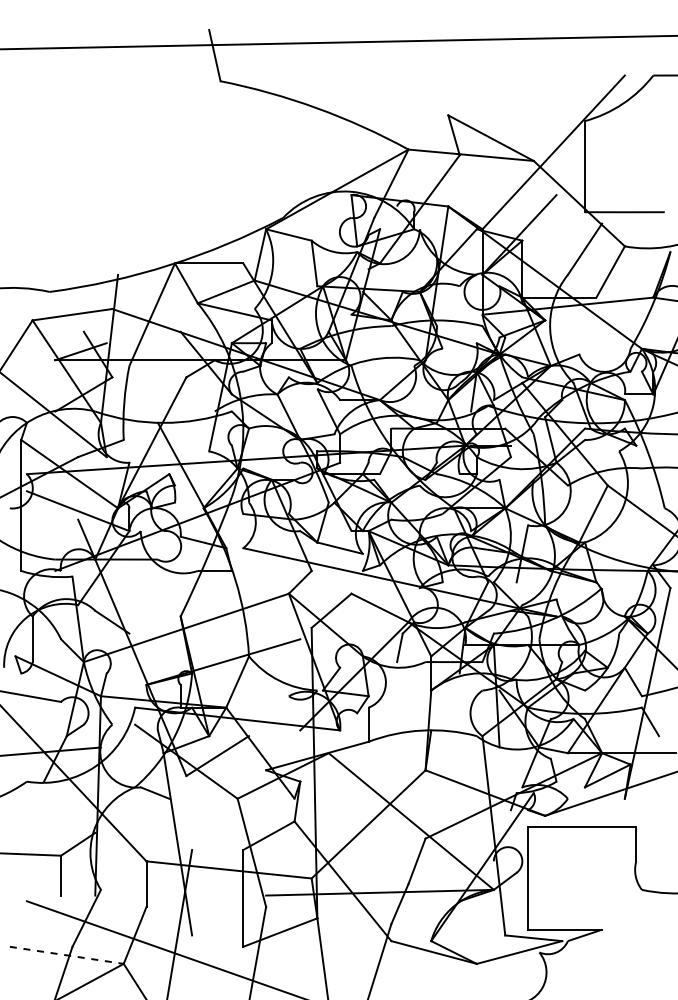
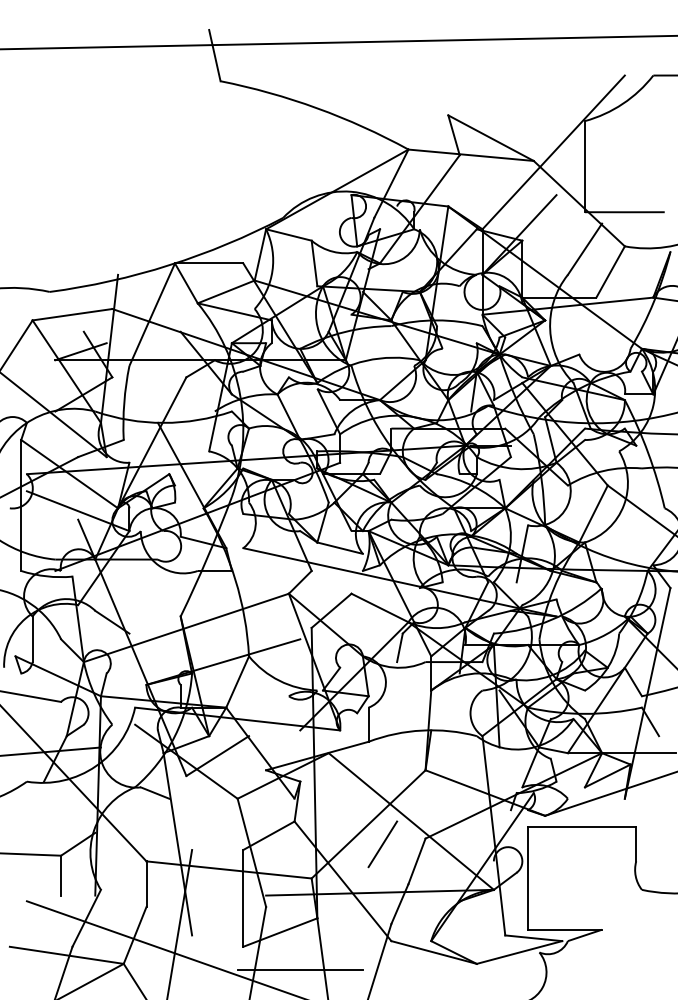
line: none -> present (382, 844)
line: dashed -> solid (66, 955)
line: none -> present (299, 969)
